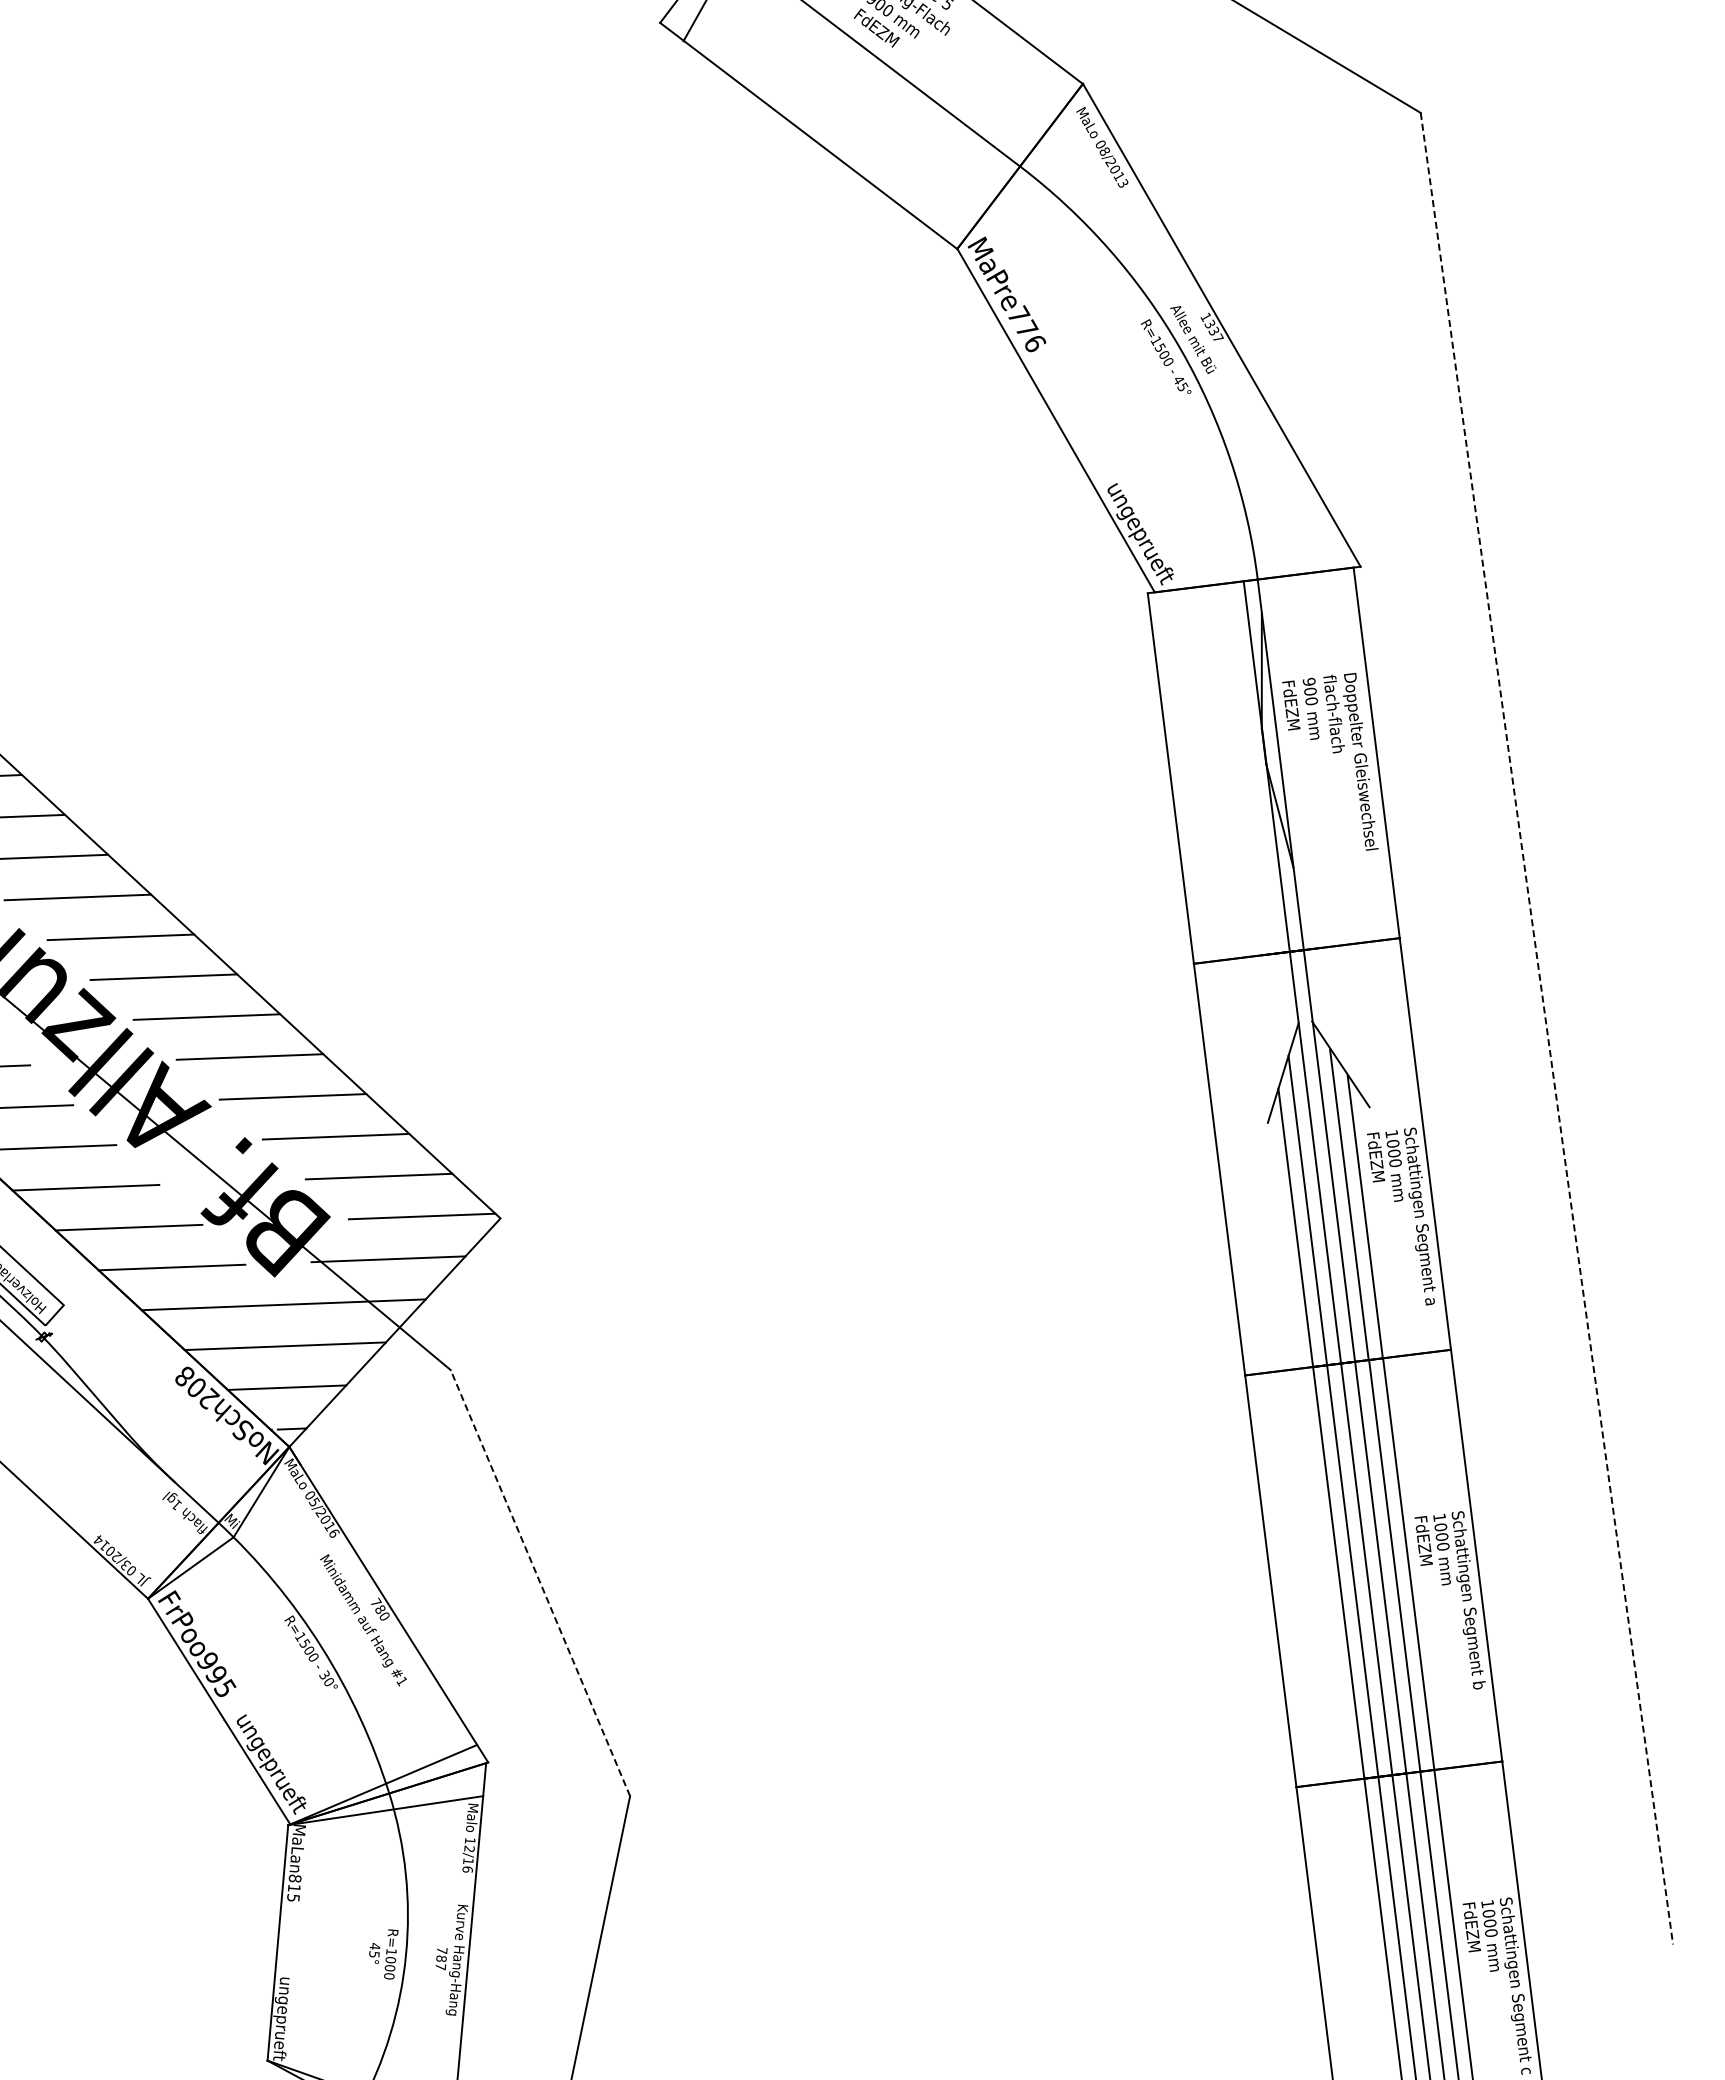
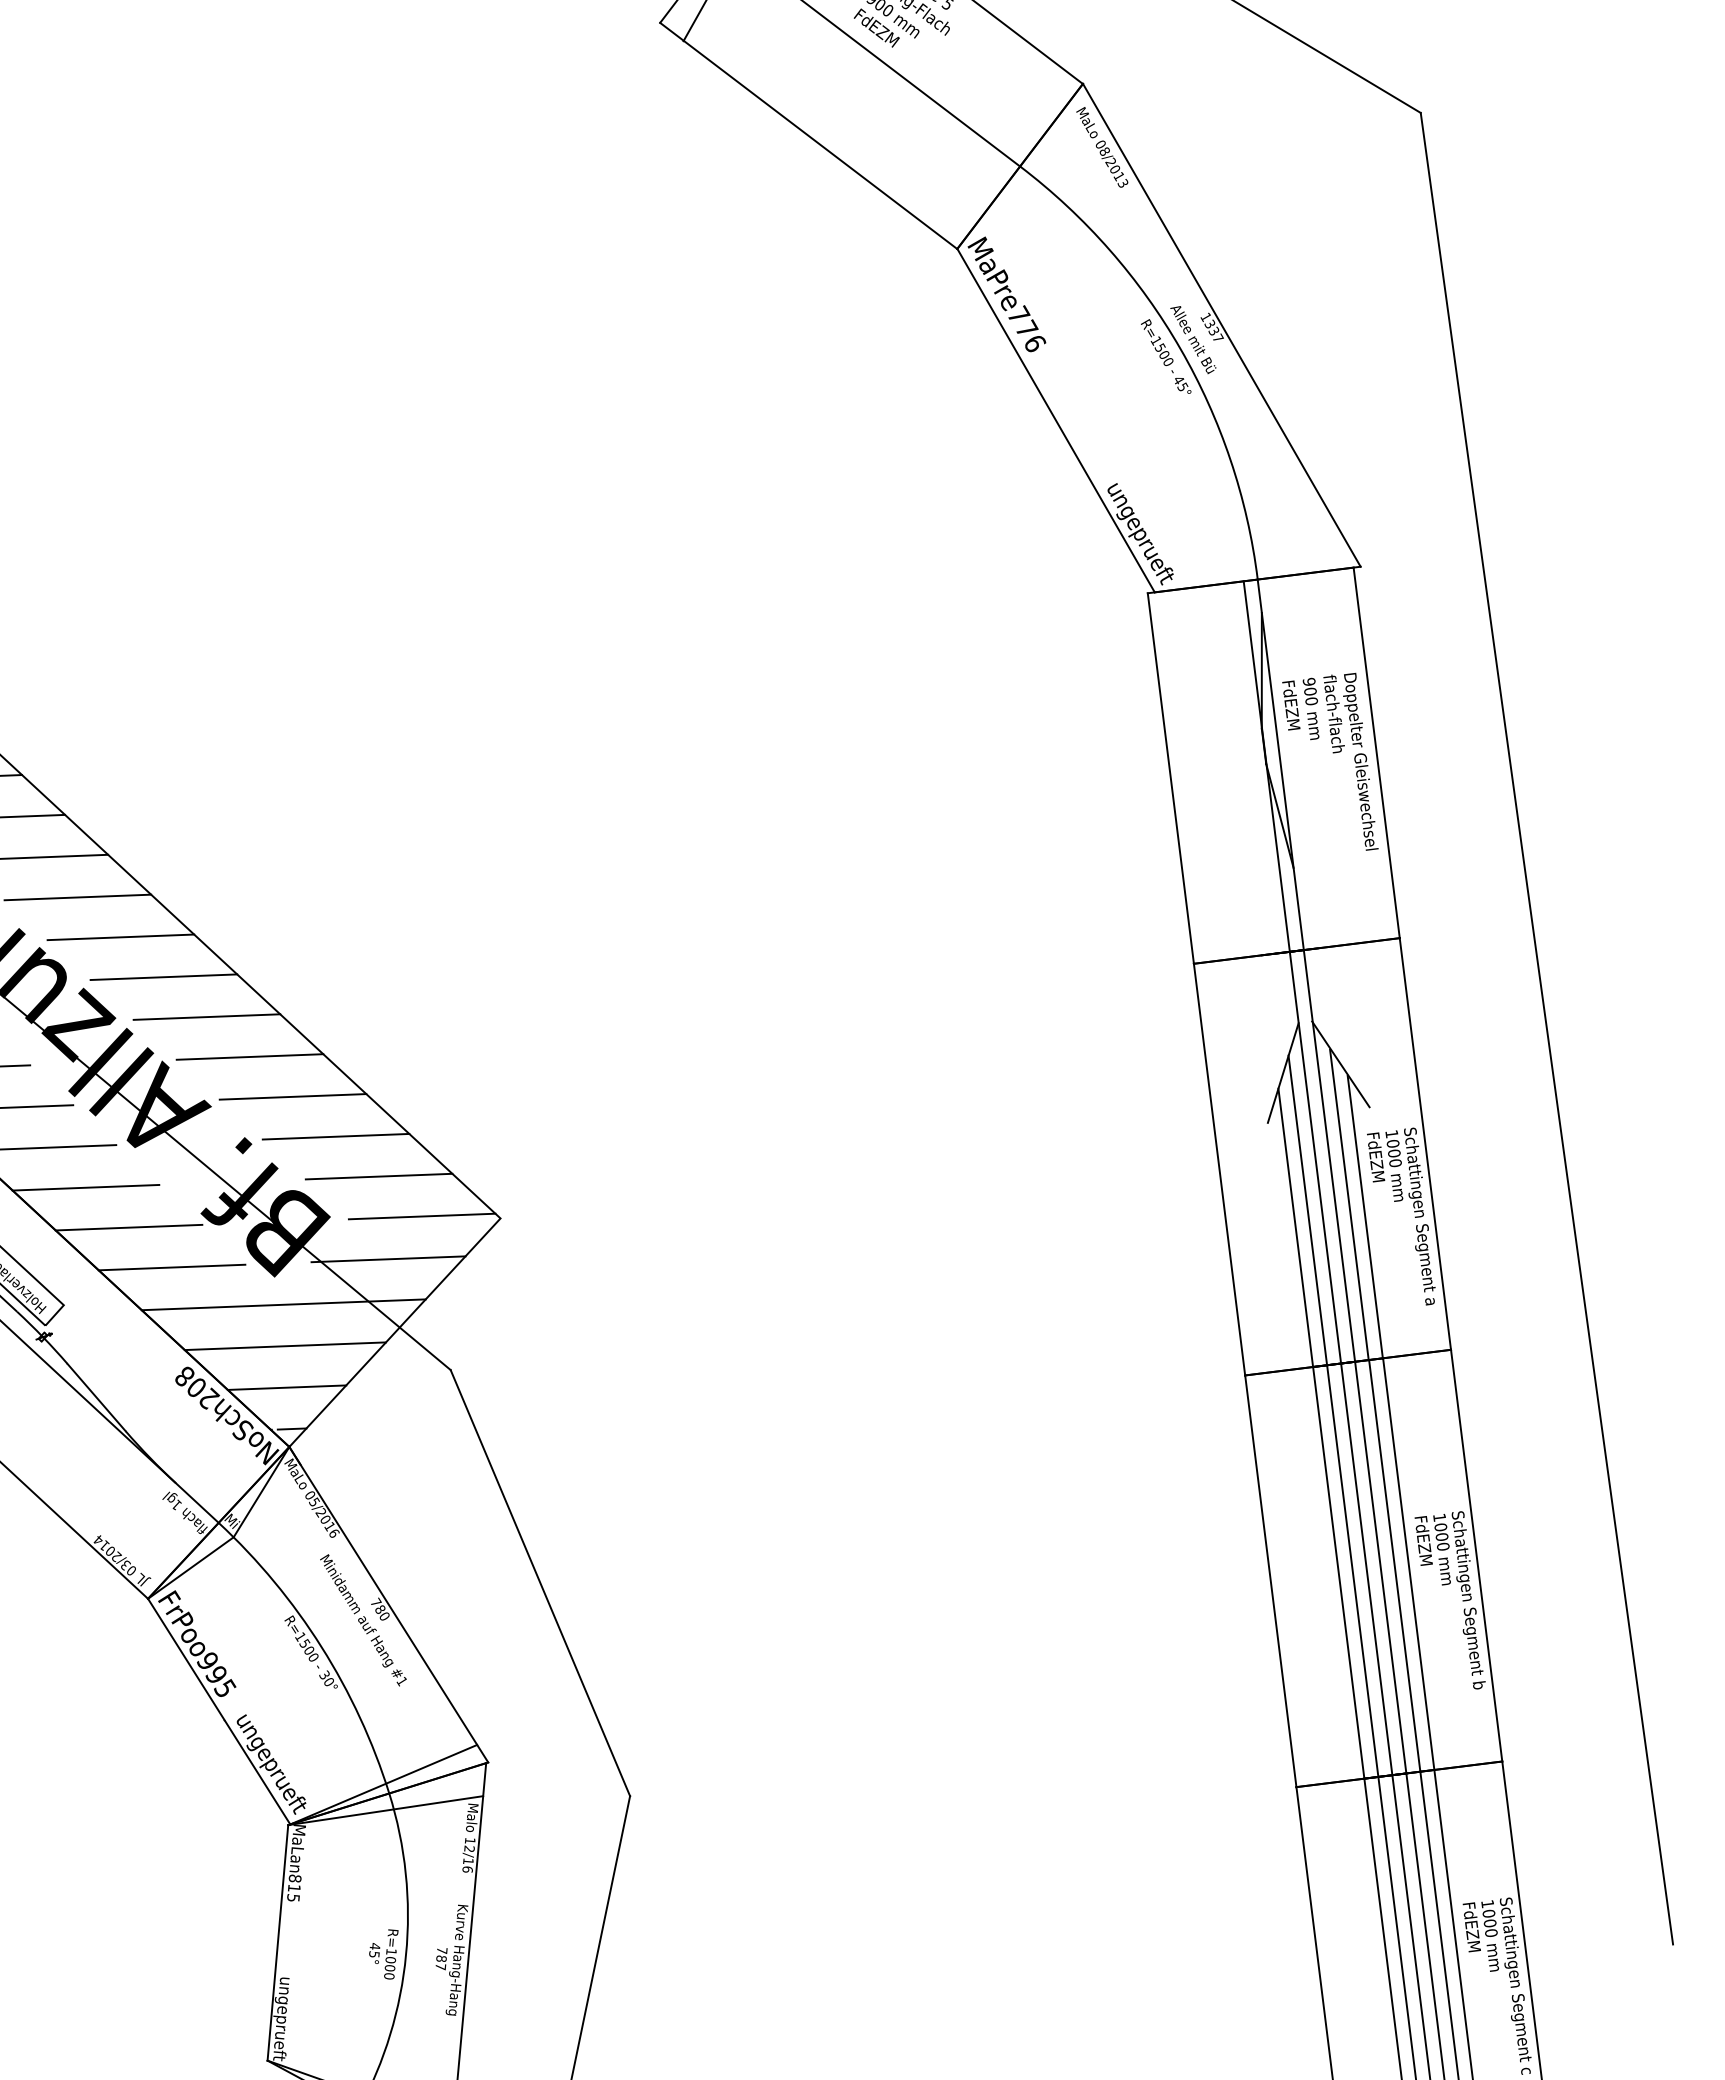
line: dashed -> solid (1546, 1029)
line: dashed -> solid (540, 1582)
